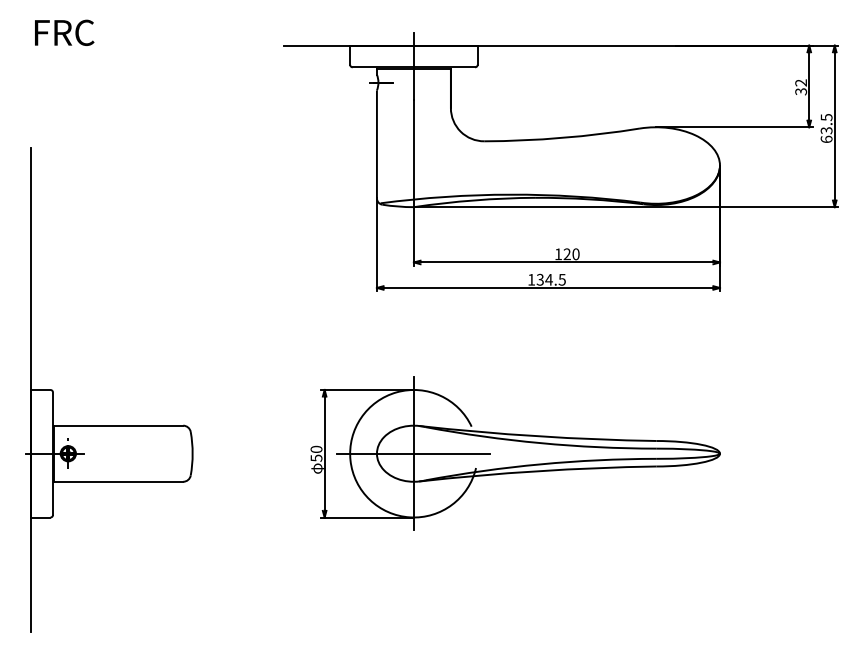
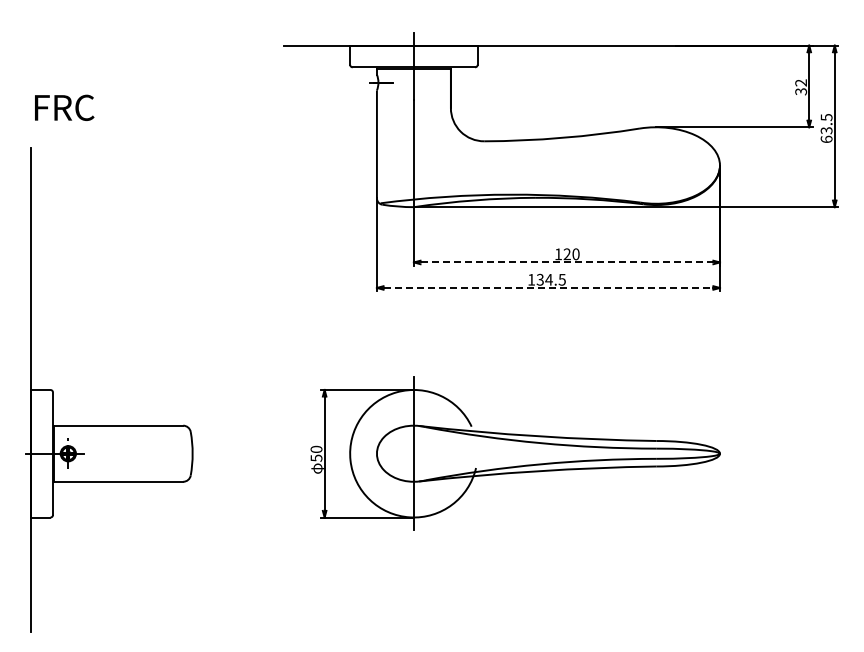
text position: (64, 32) -> (64, 107) (64, 107)
line: solid -> dashed (567, 262)
line: solid -> dashed (548, 287)
line: present -> none (413, 453)
